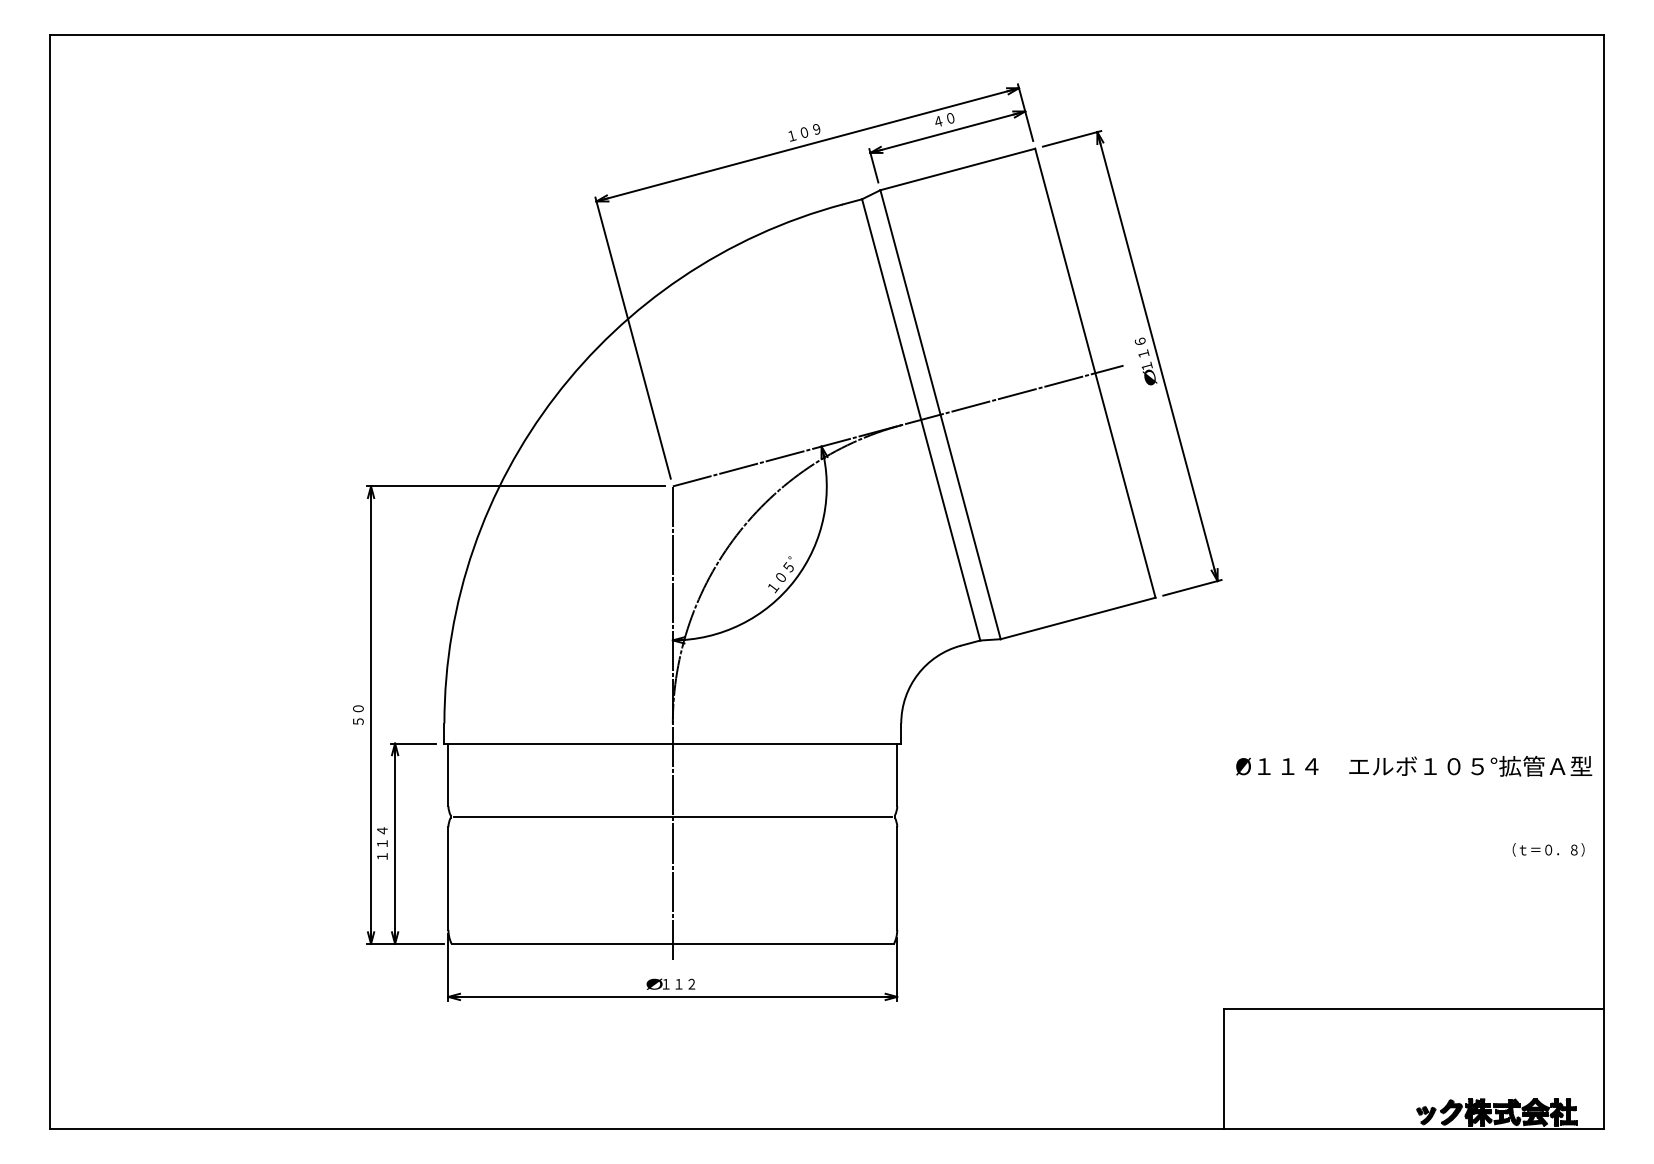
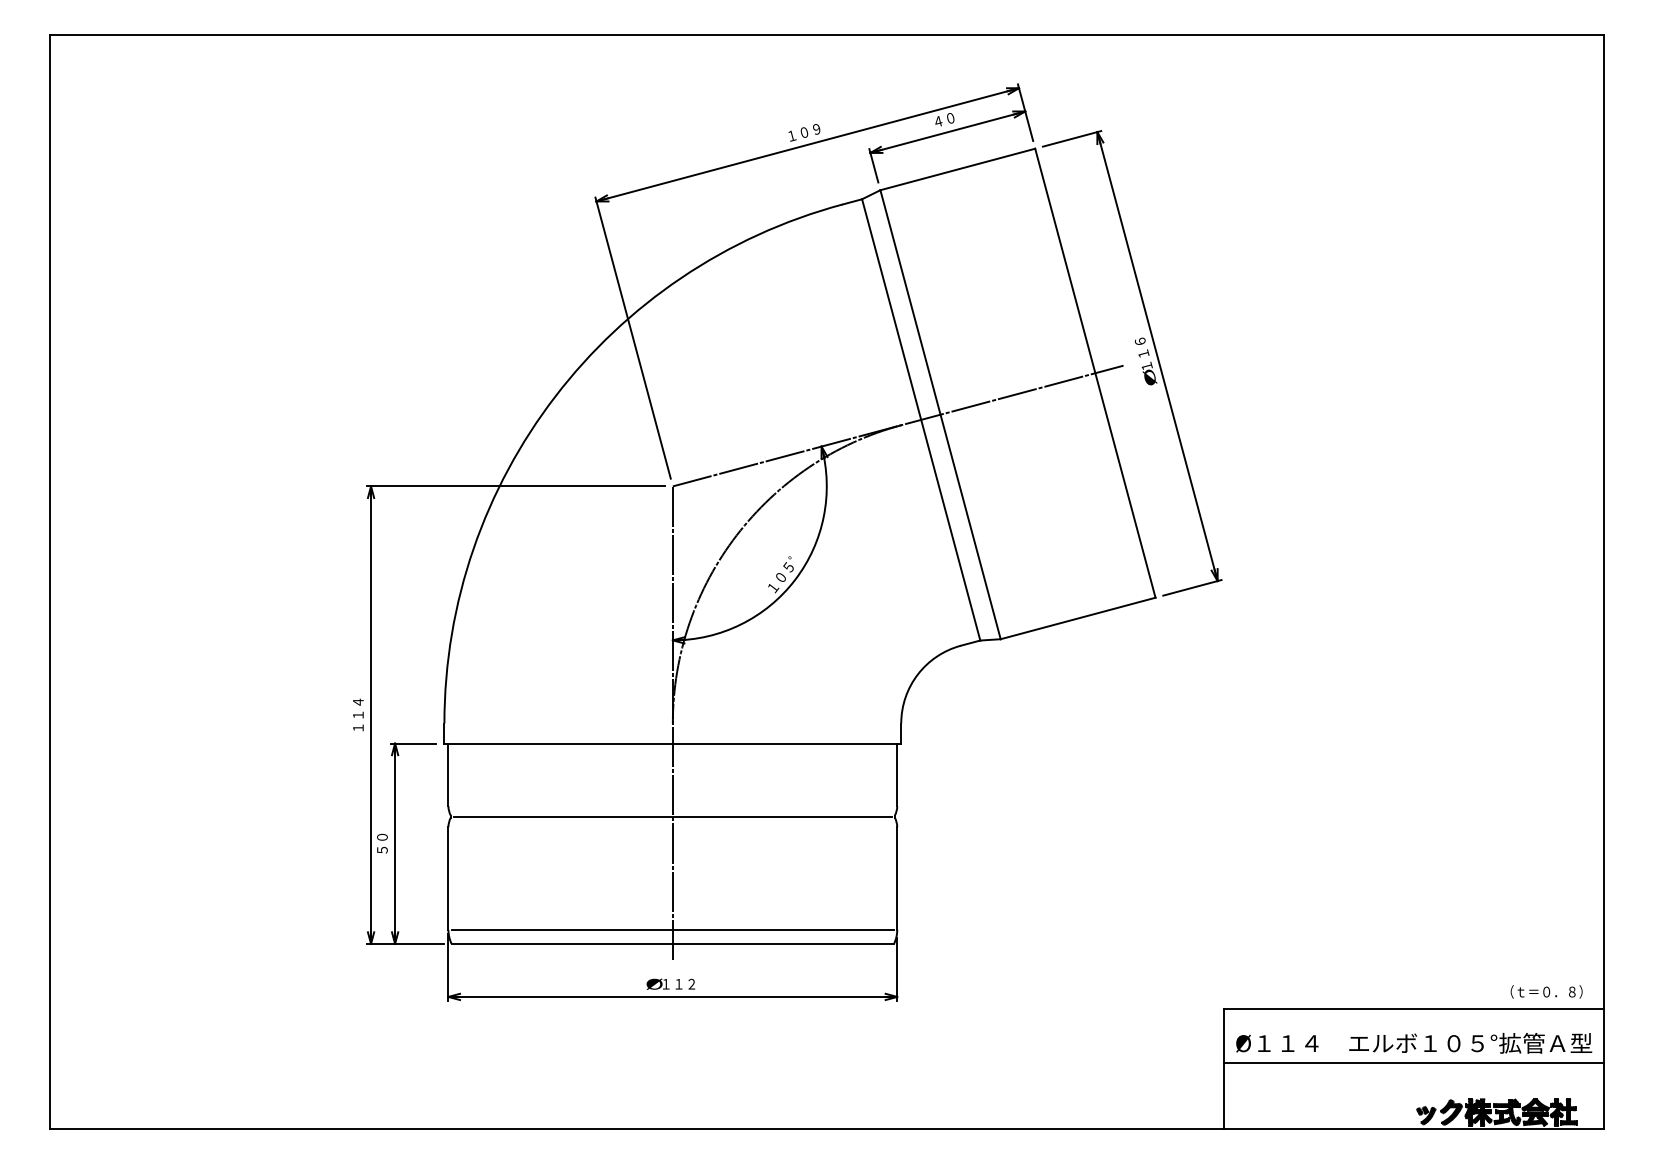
text: ５０ -> １１４ (358, 714)
text position: (1414, 766) -> (1414, 1043) (1414, 1043)
text: １１４ -> ５０ (382, 843)
text position: (1548, 849) -> (1546, 991) (1546, 991)
line: none -> present (672, 929)
line: none -> present (1413, 1062)
